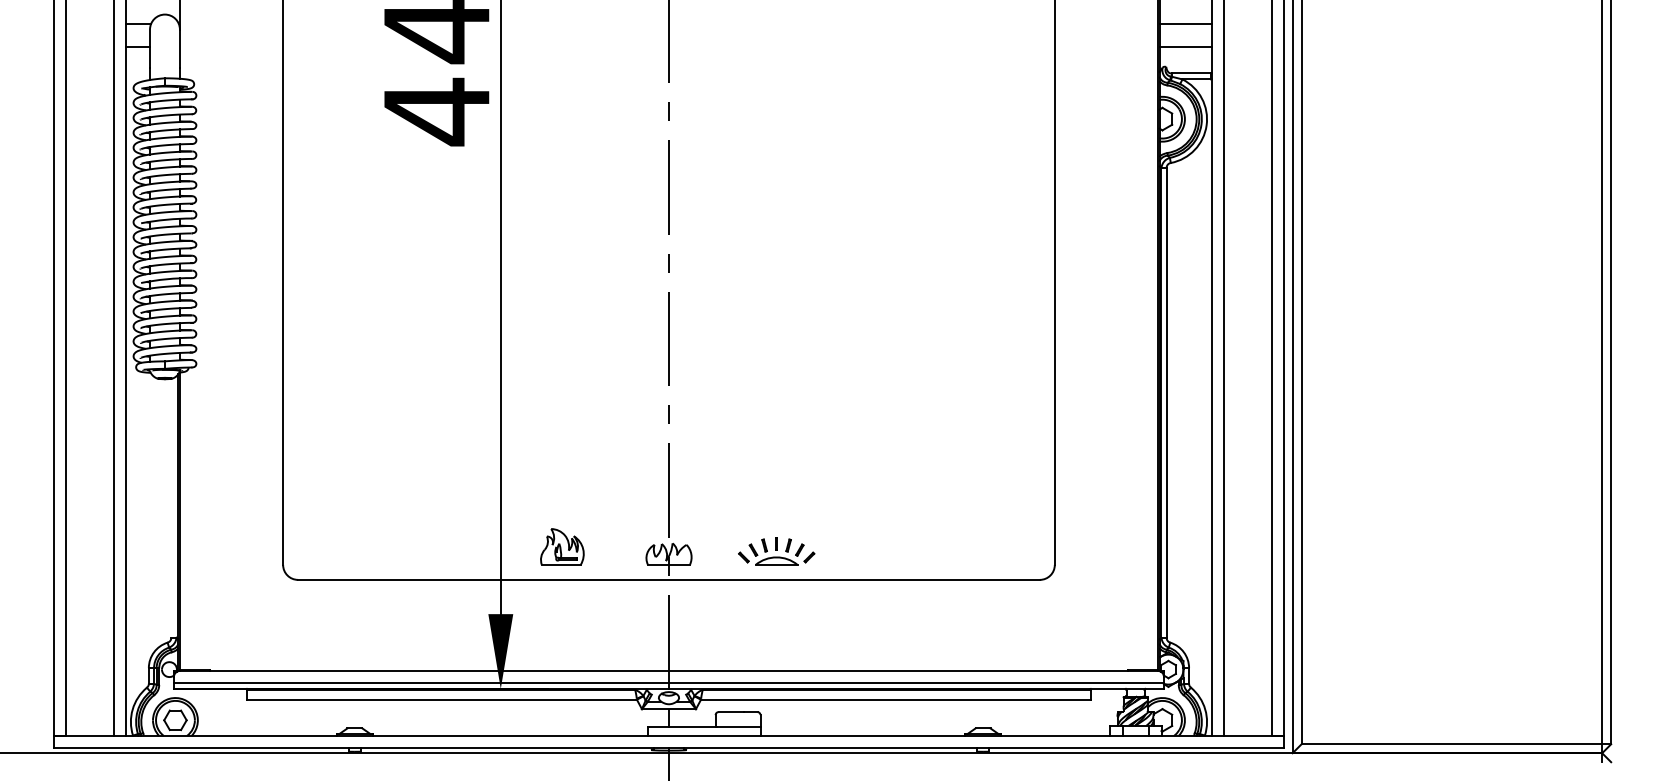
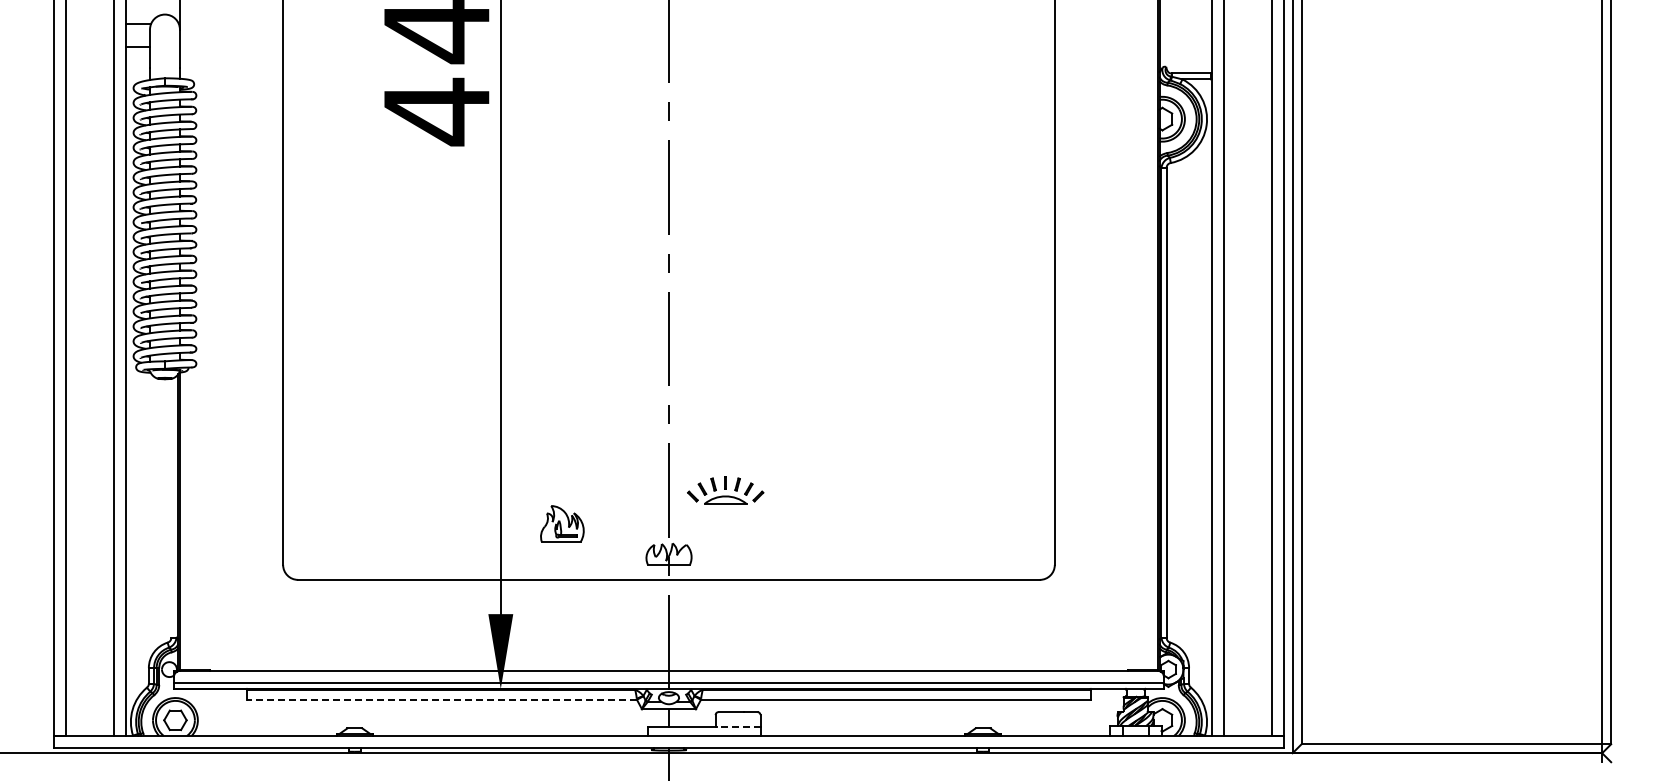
line: present -> none (1185, 23)
line: present -> none (1185, 47)
part position: (562, 546) -> (562, 523) (562, 523)
part position: (776, 551) -> (725, 490) (725, 490)
line: solid -> dashed (442, 699)
line: solid -> dashed (738, 727)
